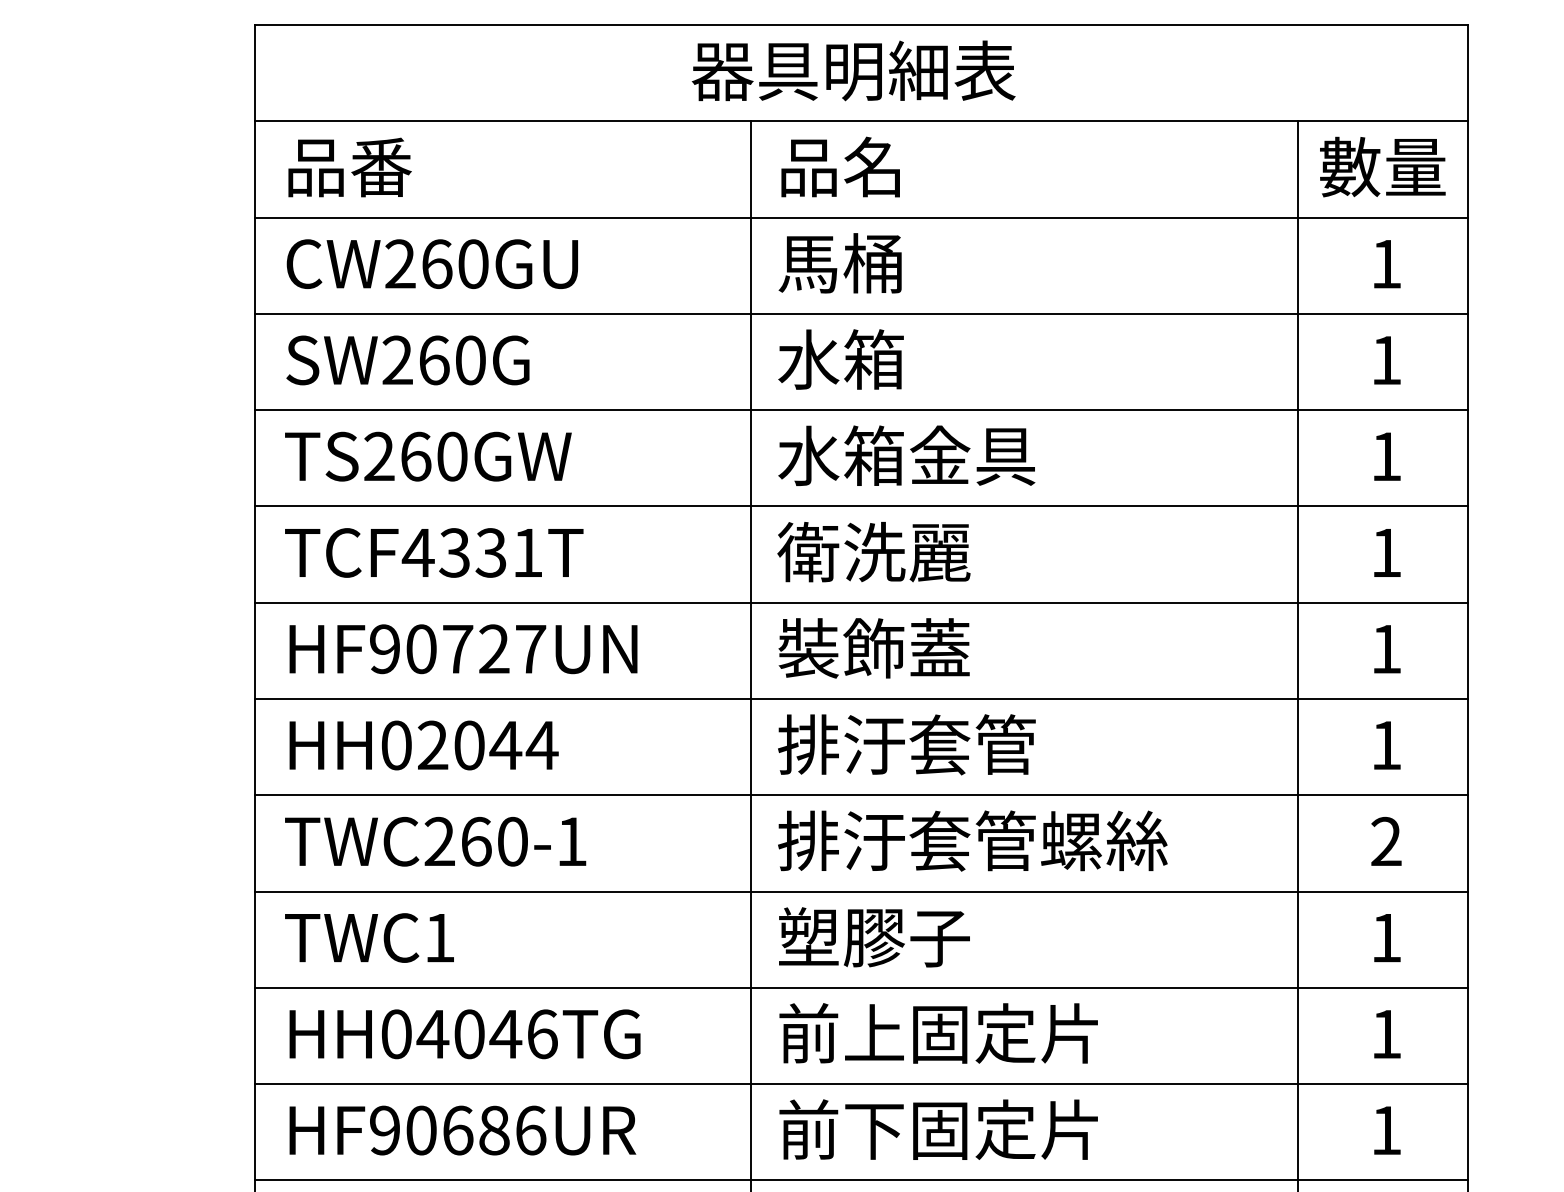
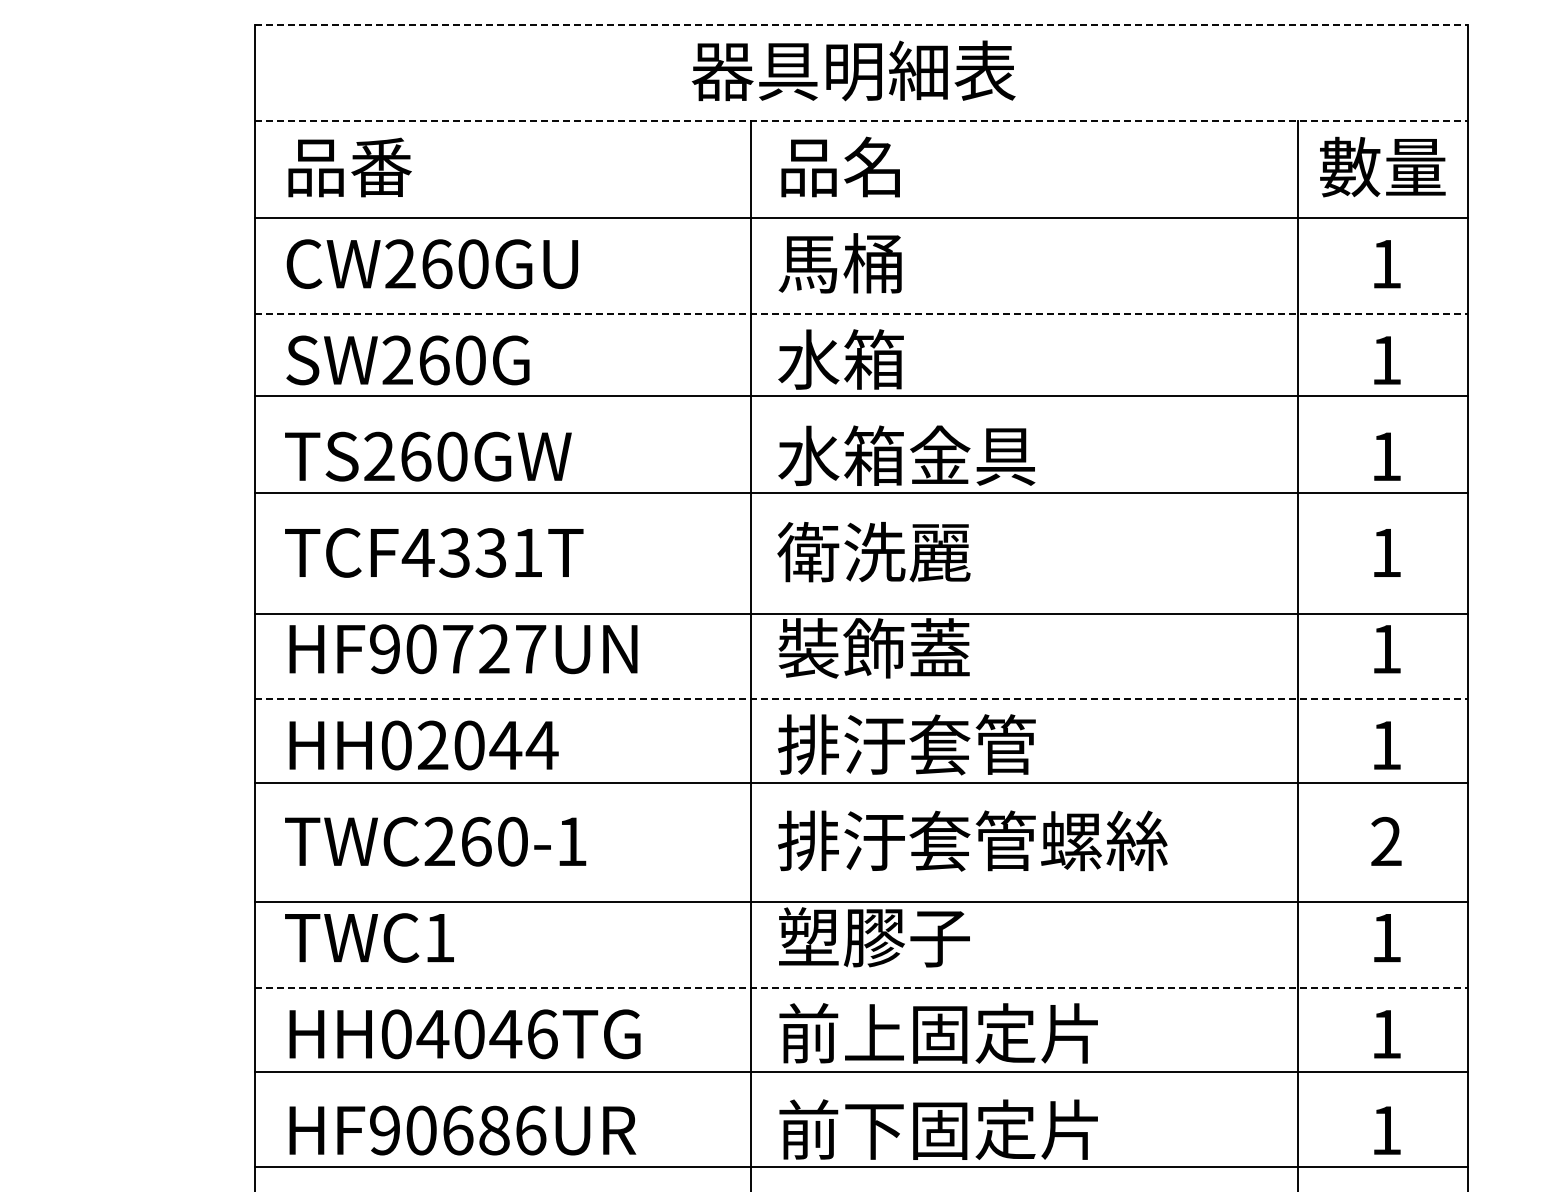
line: solid -> dashed (861, 25)
line: solid -> dashed (861, 121)
line: solid -> dashed (861, 313)
line position: (860, 410) -> (860, 396) (860, 396)
line position: (860, 506) -> (860, 493) (860, 493)
line position: (860, 602) -> (860, 613) (860, 613)
line: solid -> dashed (861, 699)
line position: (860, 795) -> (860, 783) (860, 783)
line position: (860, 891) -> (860, 901) (860, 901)
line: solid -> dashed (861, 987)
line position: (860, 1084) -> (860, 1072) (860, 1072)
line position: (860, 1180) -> (860, 1167) (860, 1167)
